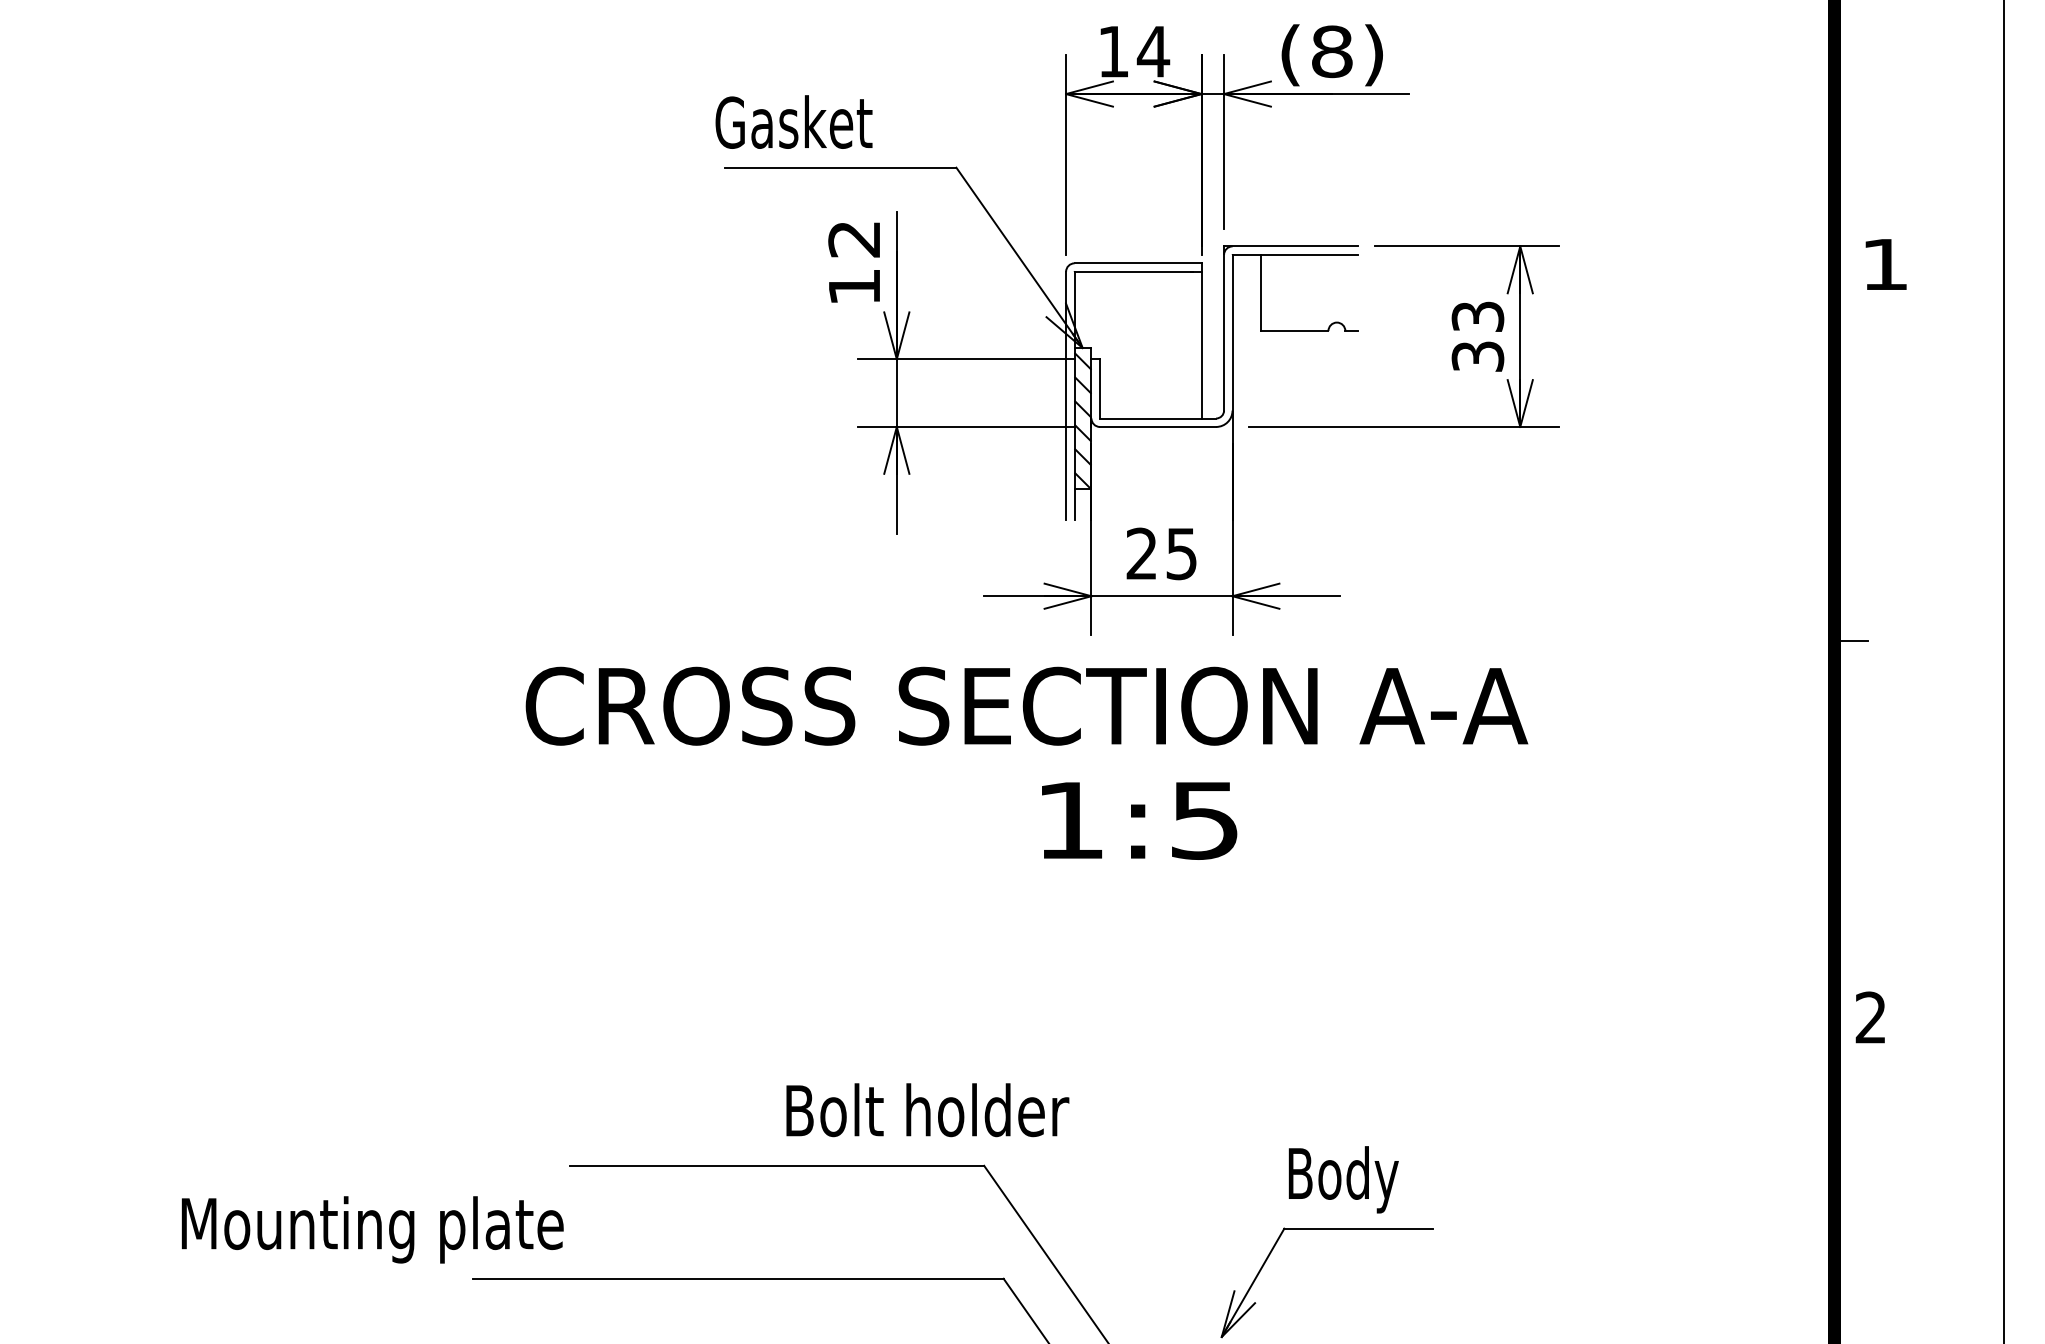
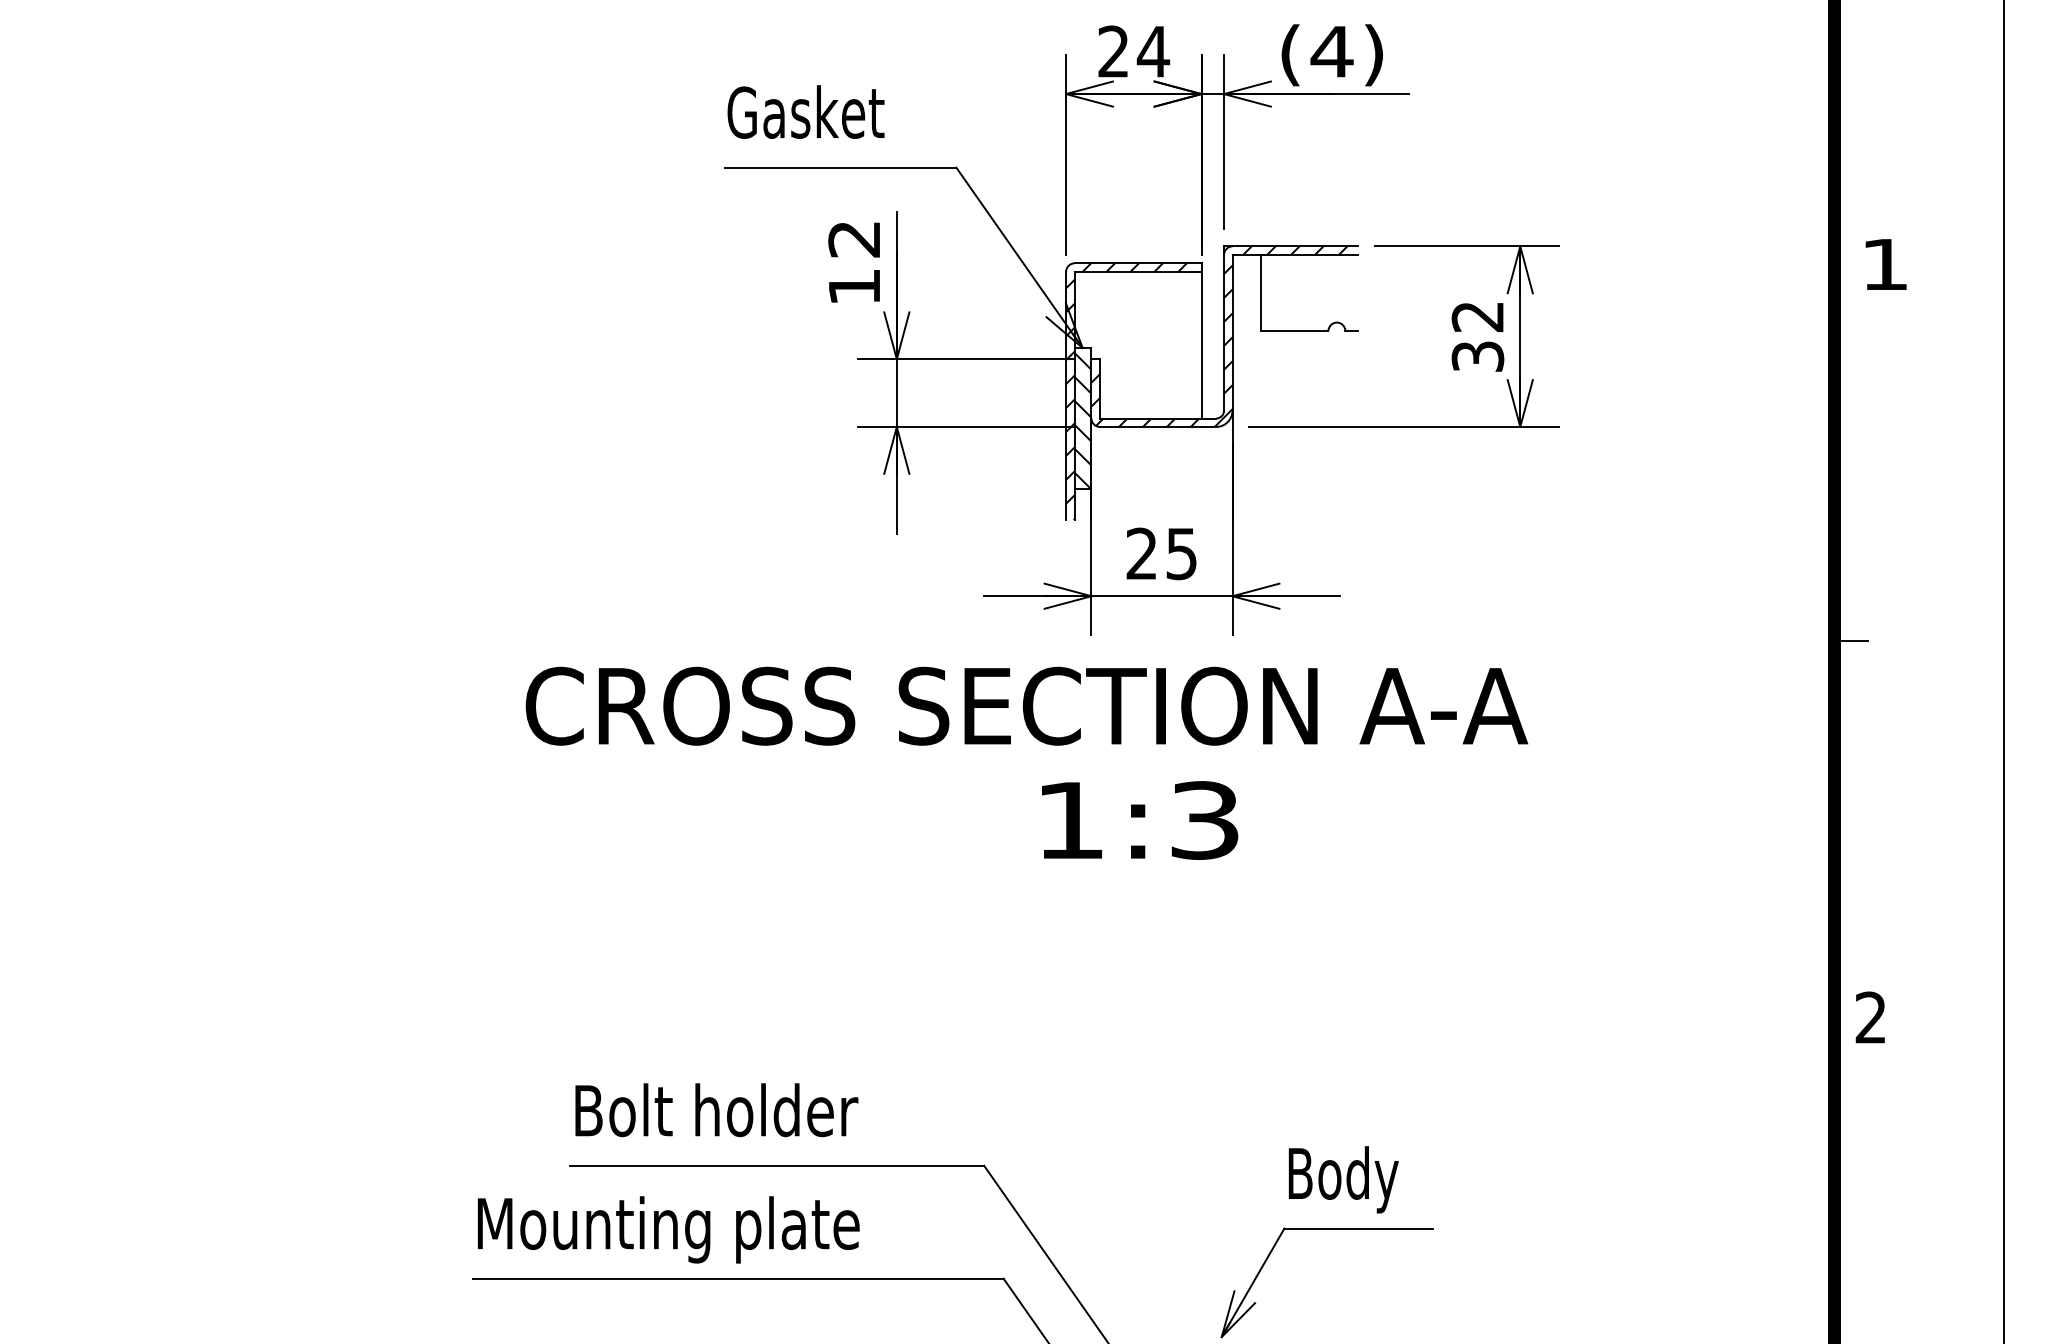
text: 14 -> 24 (1112, 51)
text: (8) -> (4) (1331, 51)
text position: (793, 121) -> (805, 111) (805, 111)
text: 33 -> 32 (1477, 316)
hatch: none -> present (1219, 336)
hatch: none -> present (1126, 391)
text: 1:5 -> 1:3 (1204, 820)
text position: (927, 1110) -> (716, 1110) (716, 1110)
text position: (372, 1229) -> (668, 1229) (668, 1229)
